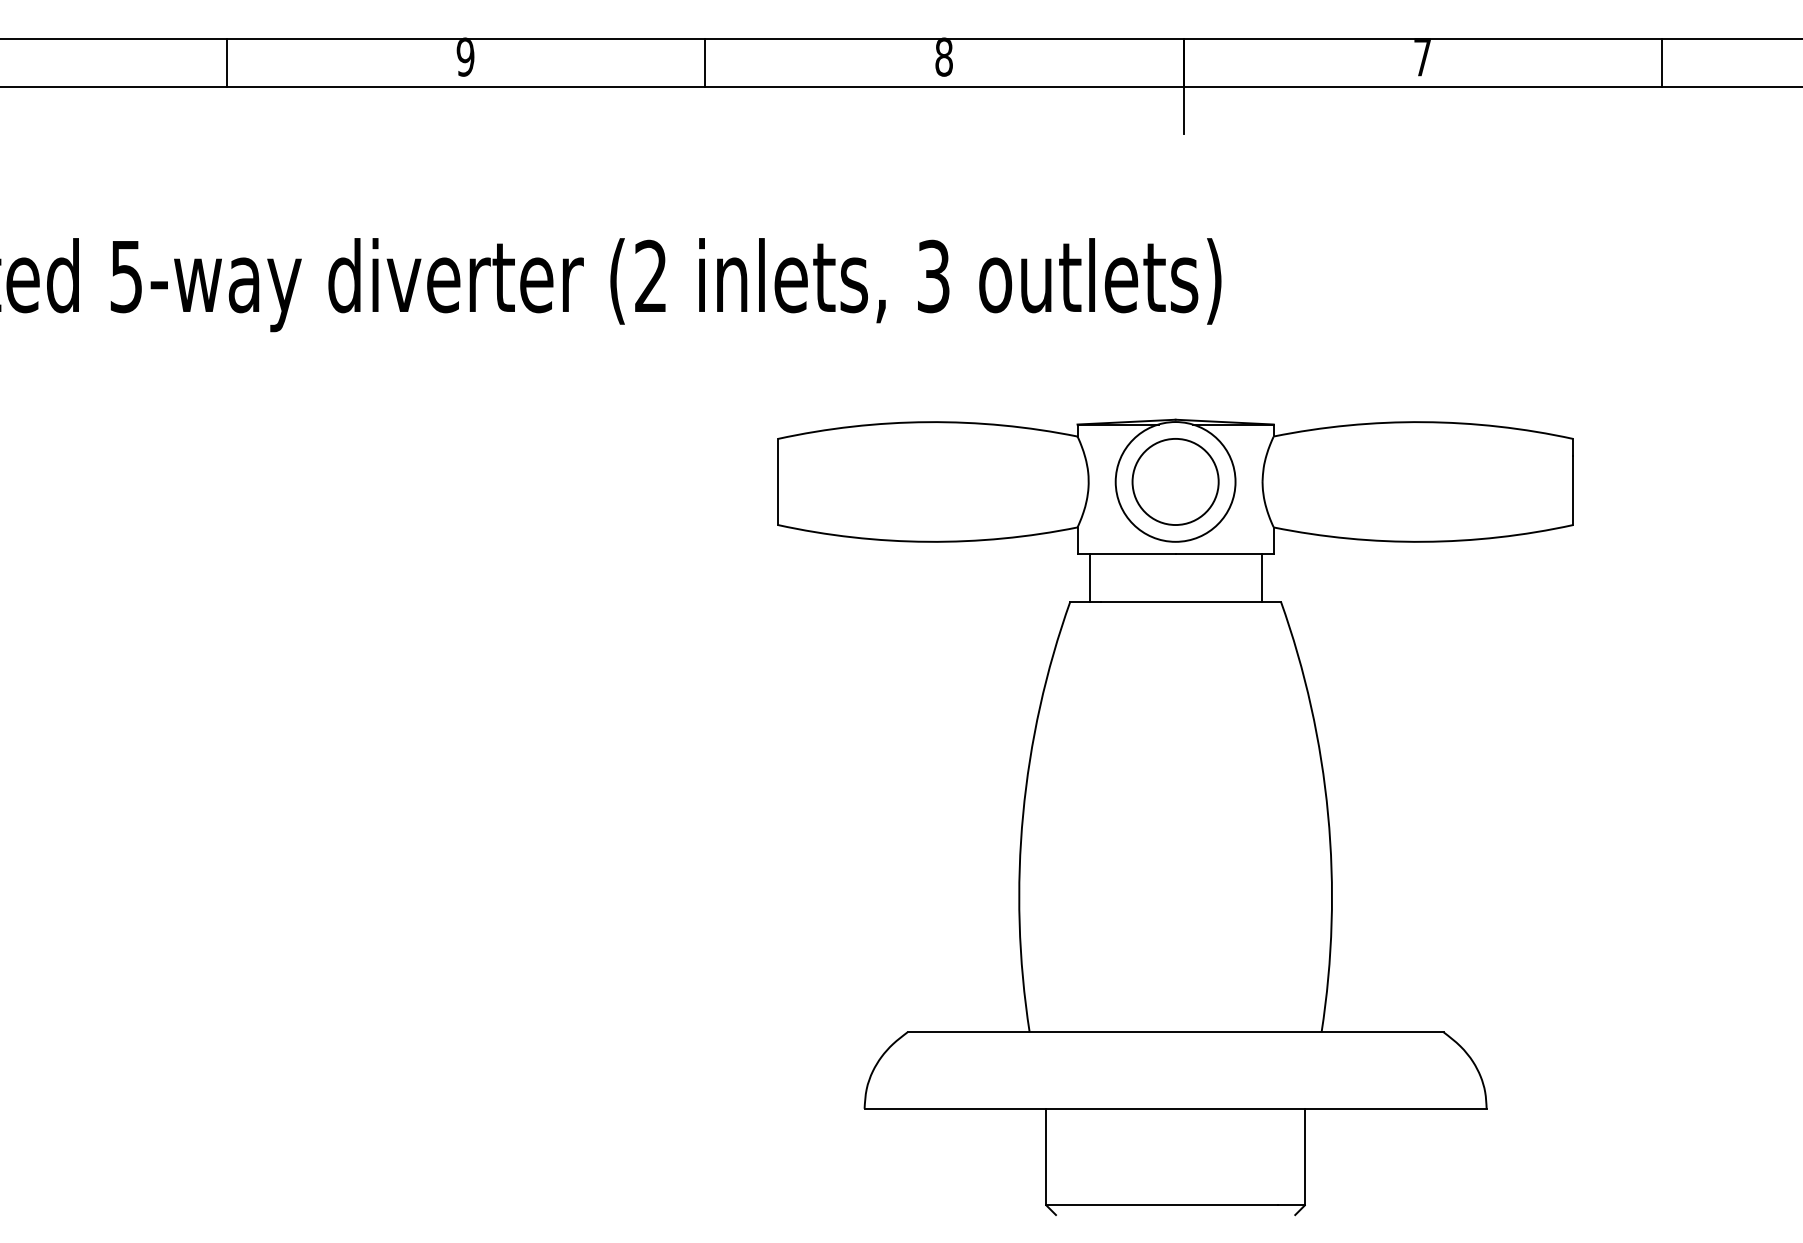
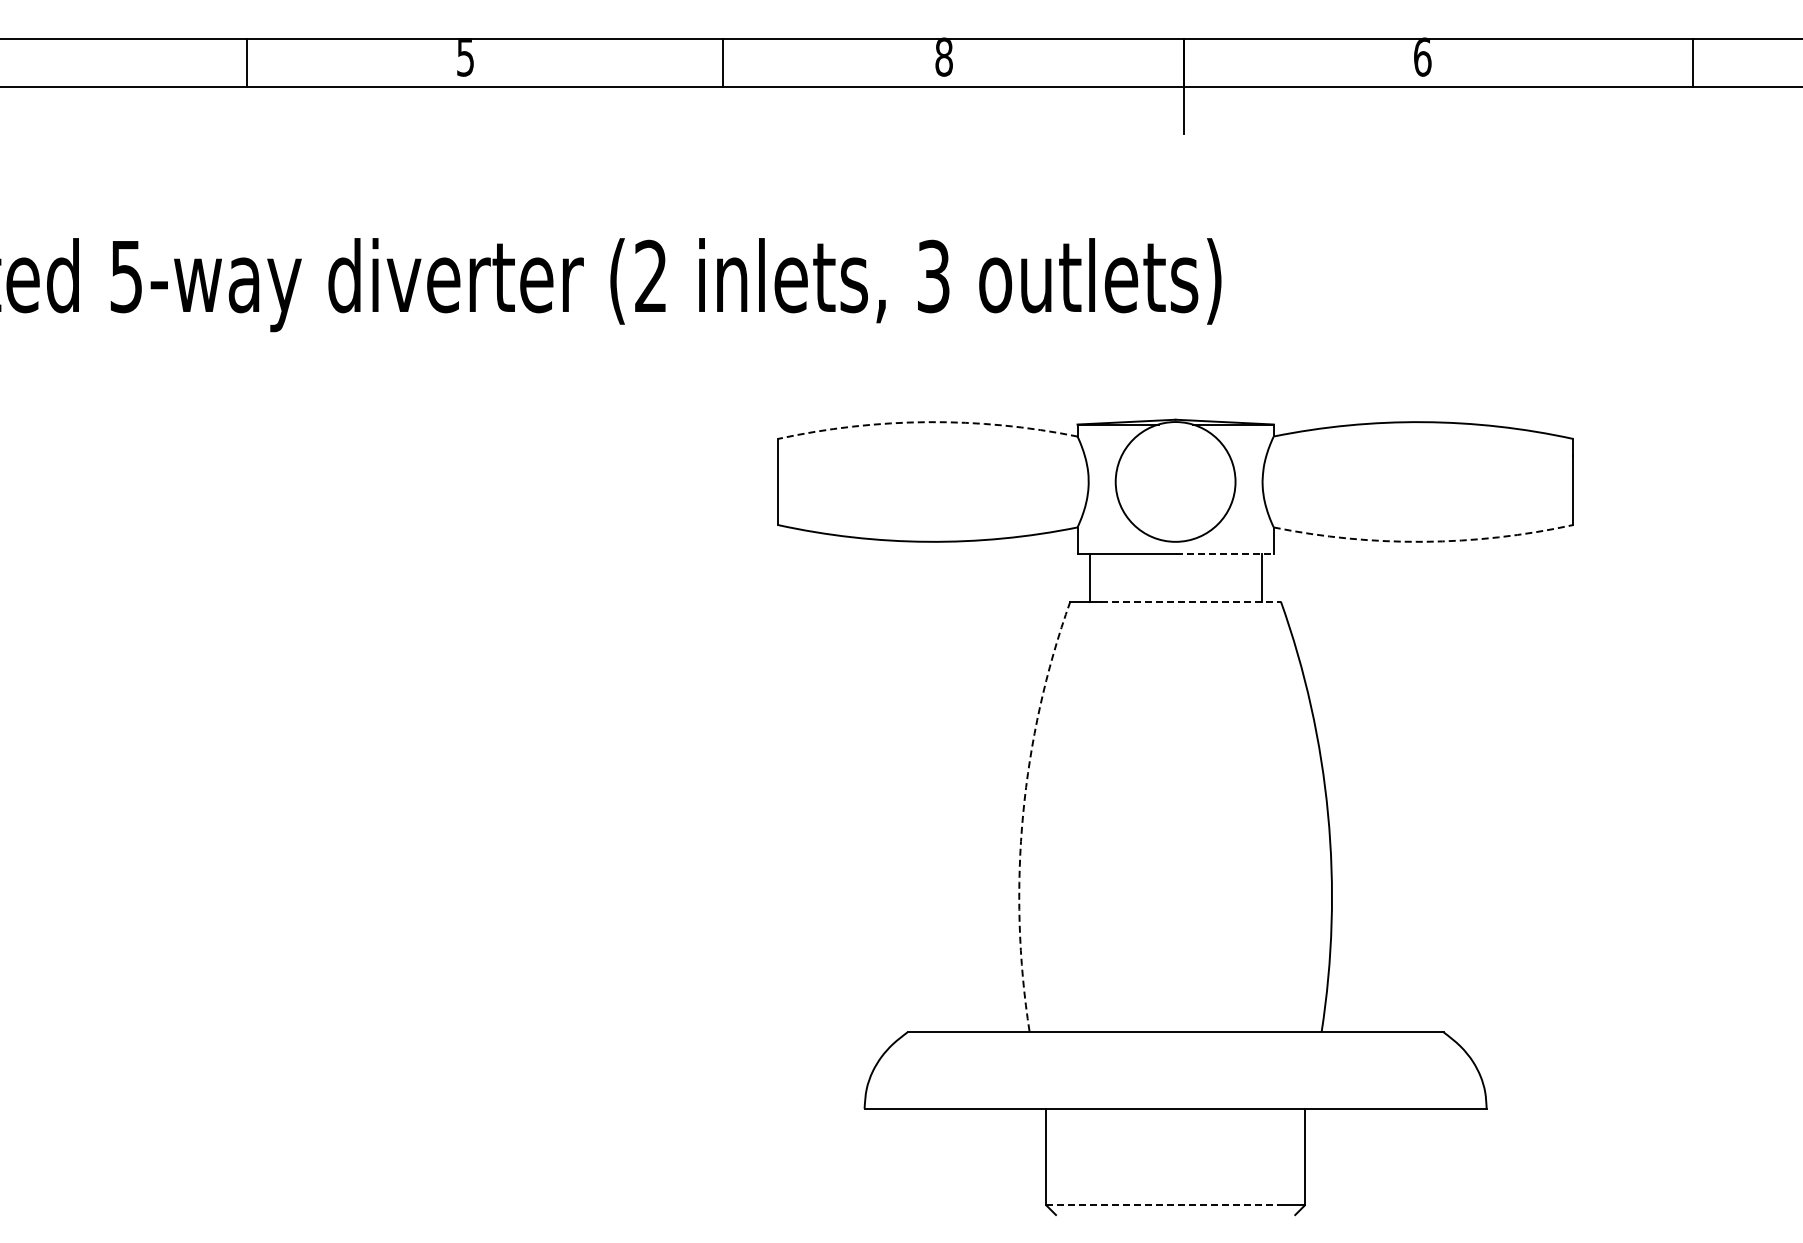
text: 9 -> 5 (465, 56)
text: 7 -> 6 (1422, 56)
line position: (226, 62) -> (246, 62) (246, 62)
line position: (705, 62) -> (723, 62) (723, 62)
line position: (1662, 62) -> (1693, 62) (1693, 62)
arc: solid -> dashed (927, 422)
circle: present -> none (1175, 481)
arc: solid -> dashed (1423, 541)
line: solid -> dashed (1225, 553)
line: solid -> dashed (1191, 601)
arc: solid -> dashed (1023, 814)
line: solid -> dashed (1162, 1205)
